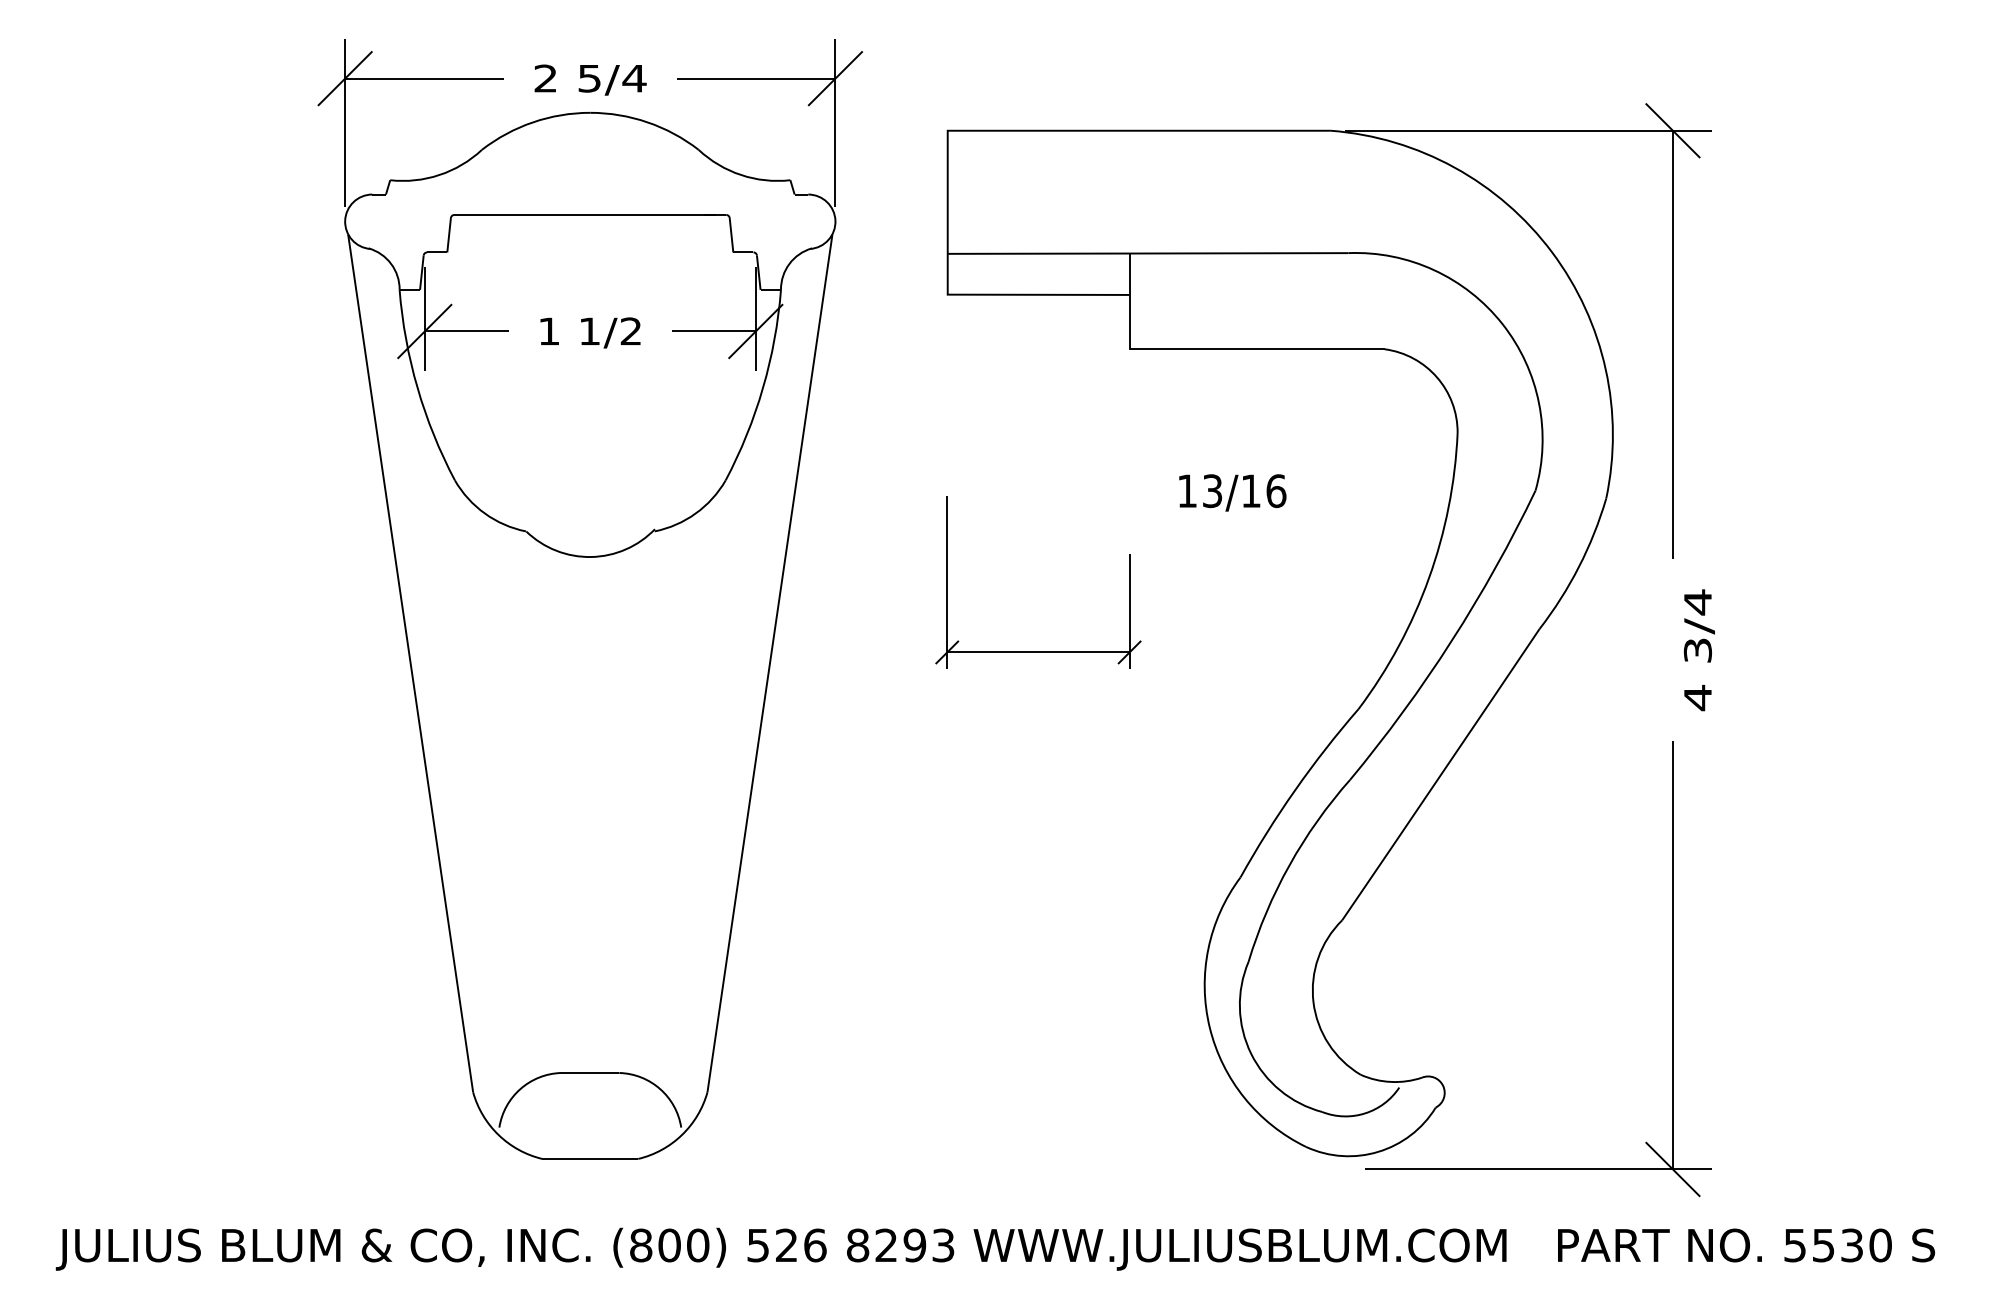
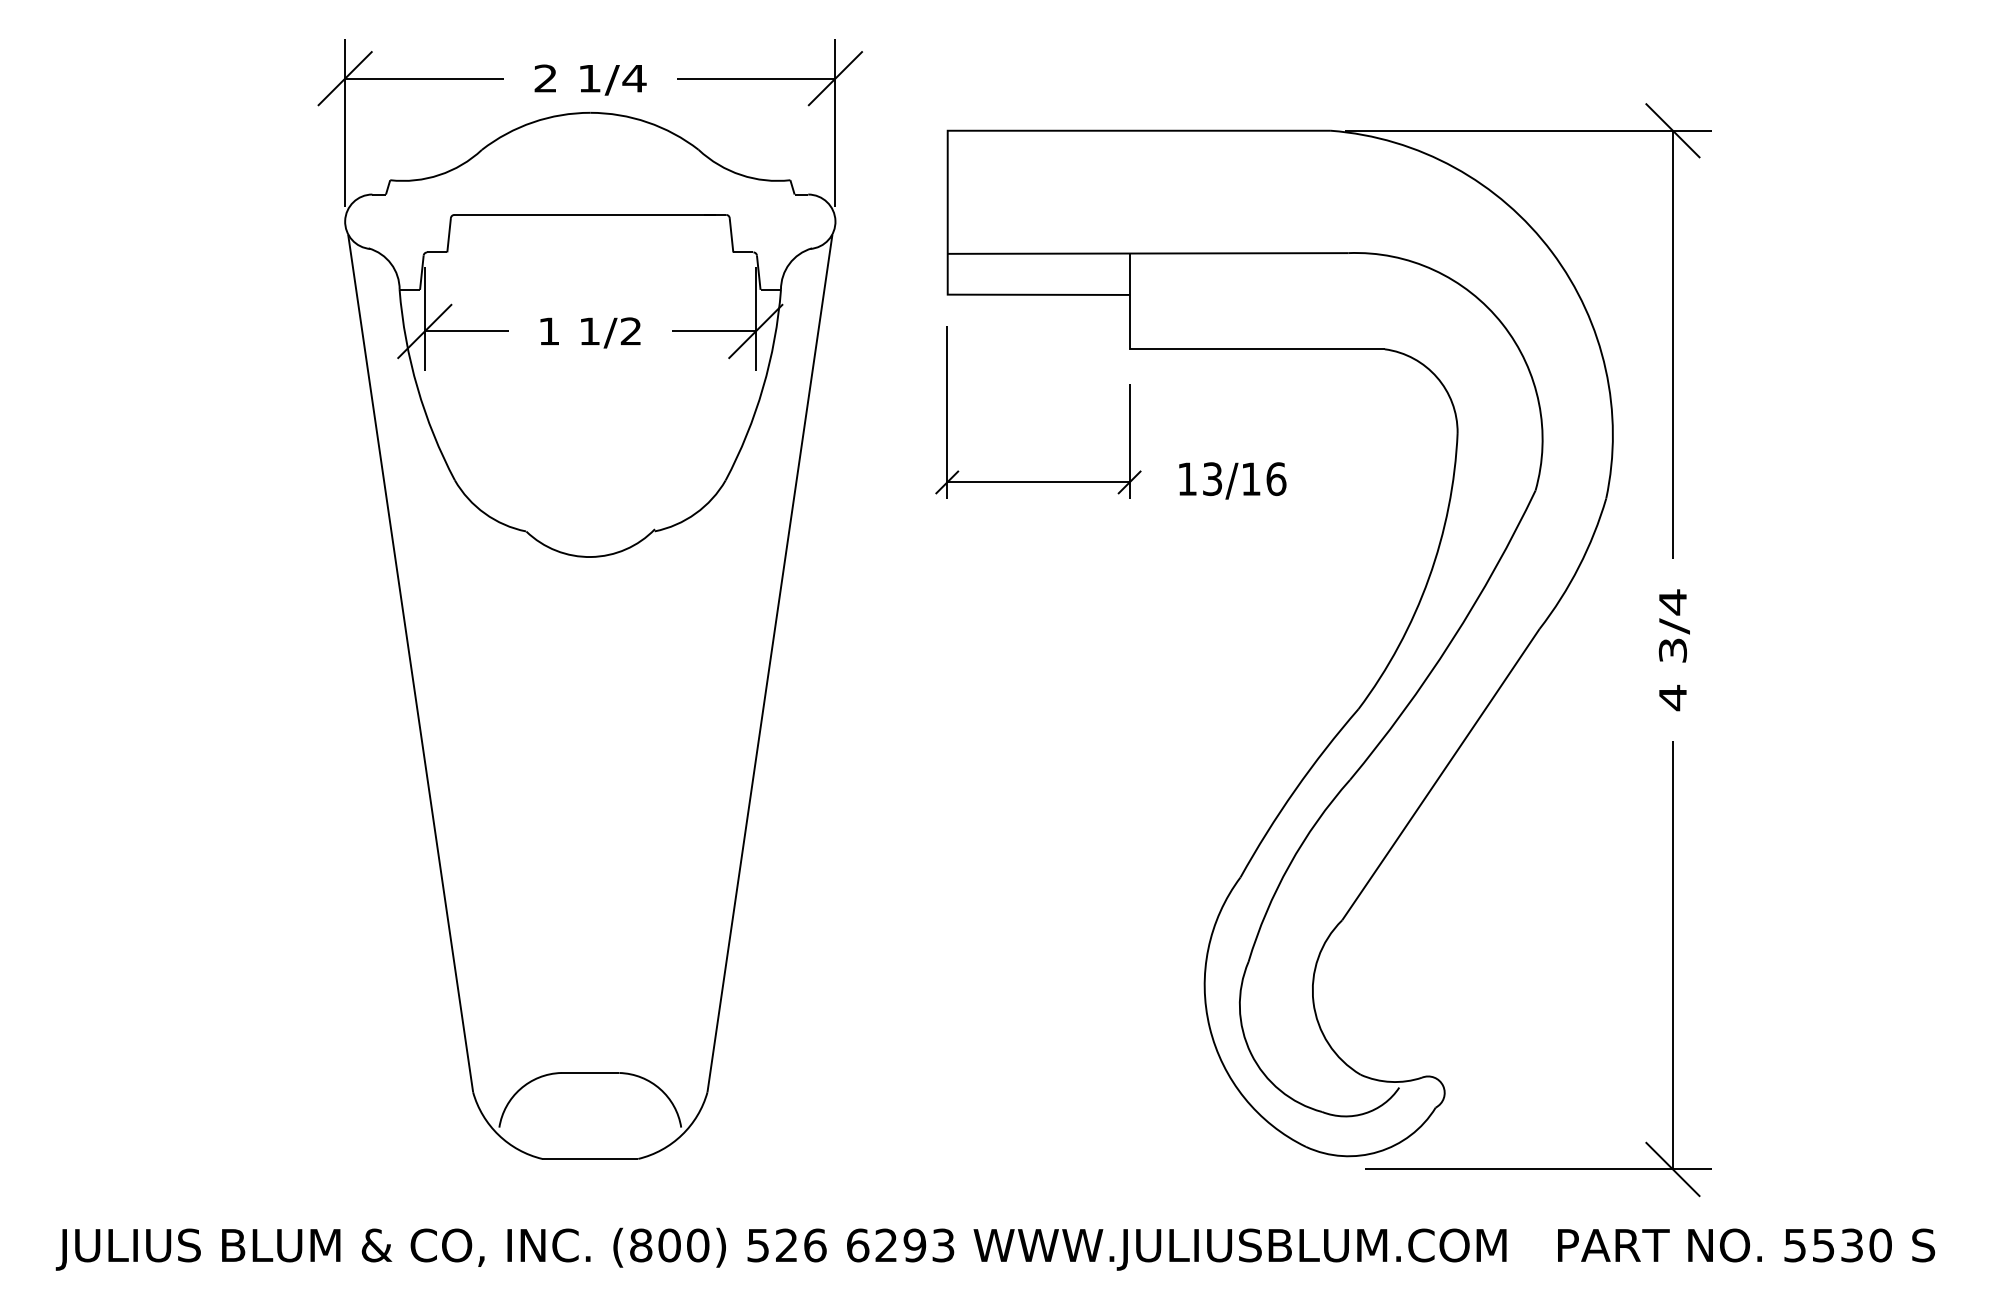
text: 5/4 -> 1/4 (589, 78)
text position: (1232, 492) -> (1232, 480) (1232, 480)
text position: (1698, 650) -> (1673, 650) (1673, 650)
part position: (1038, 651) -> (1038, 481) (1038, 481)
text: 8293 -> 6293 (858, 1245)
